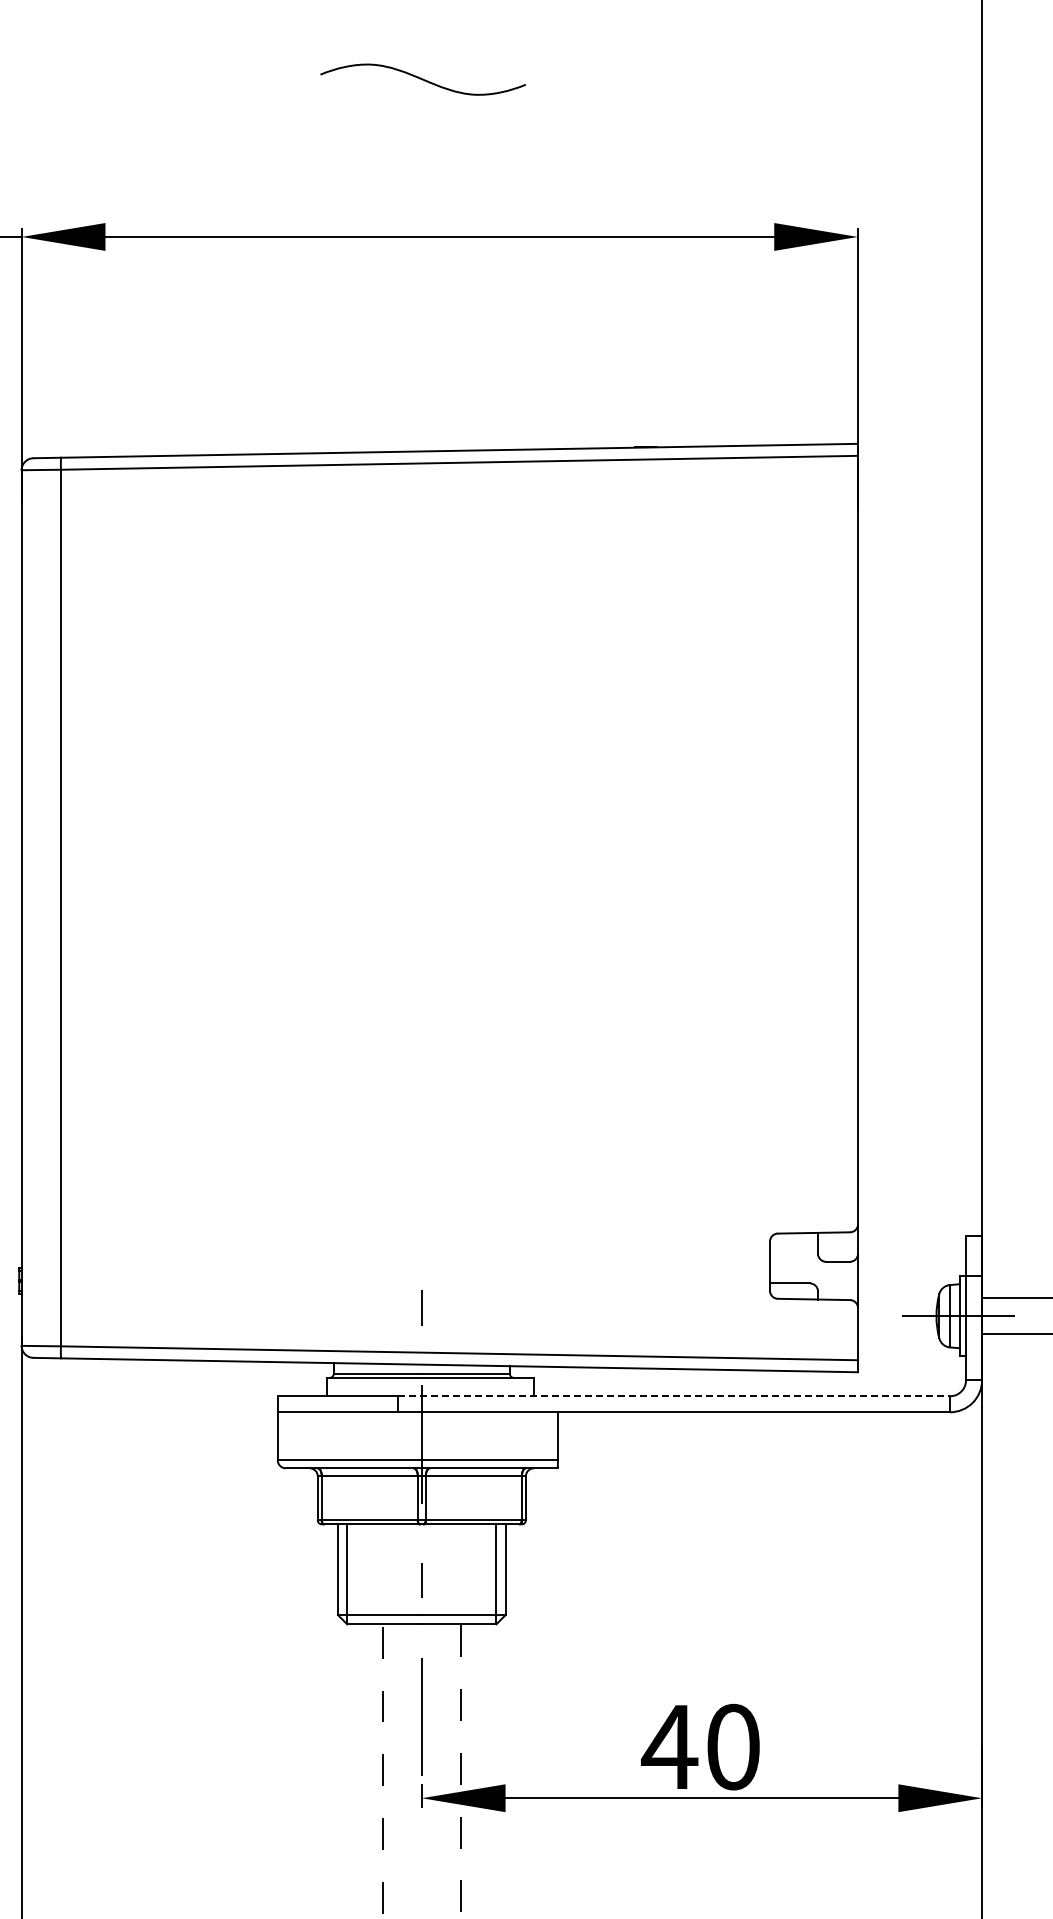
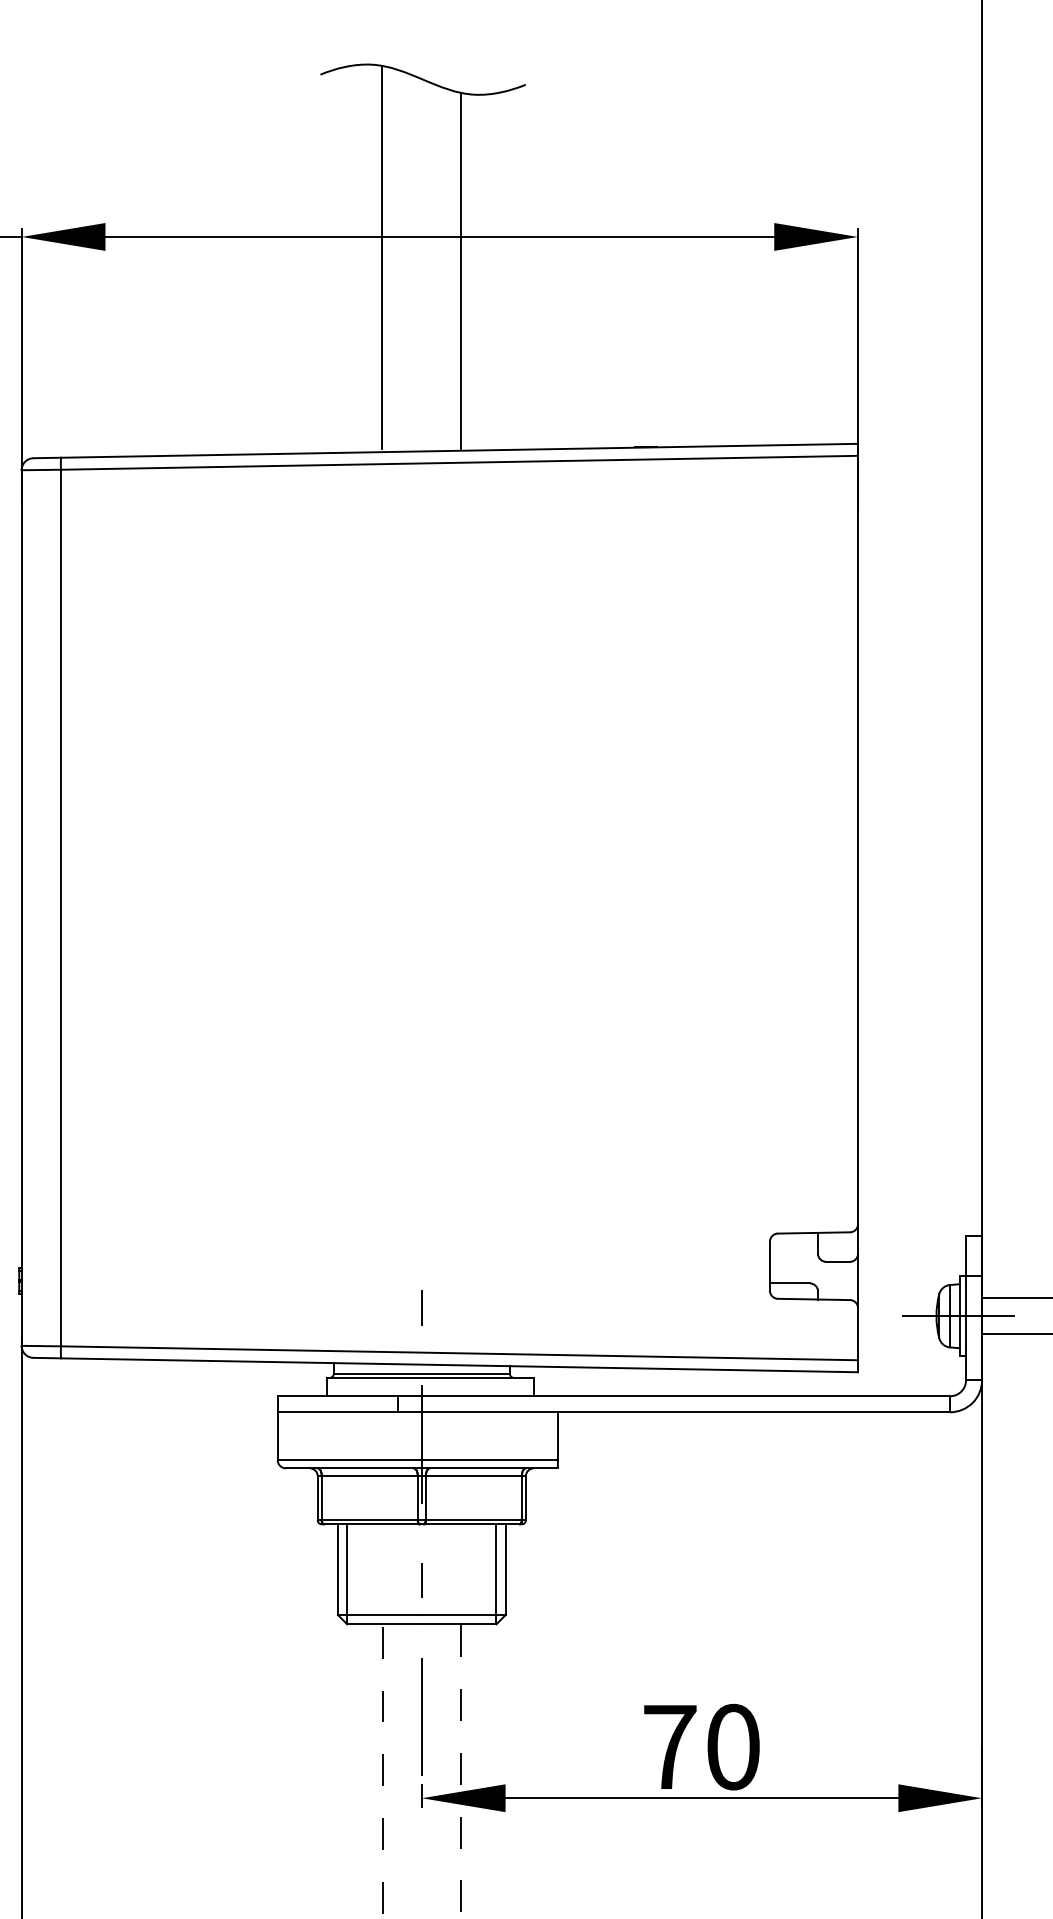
line: none -> present (382, 257)
line: none -> present (461, 270)
line: dashed -> solid (674, 1396)
text: 40 -> 70 (669, 1746)
